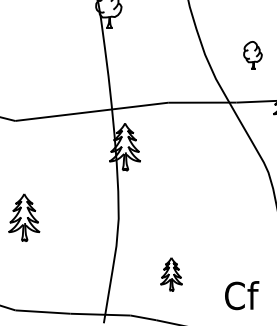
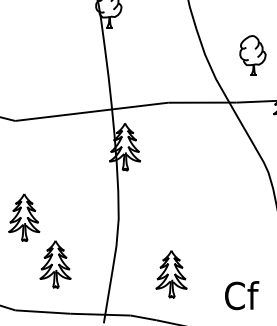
part size: 20x29 px -> 28x41 px (252, 55)
part: none -> present (55, 264)
part size: 23x35 px -> 33x49 px (171, 274)
